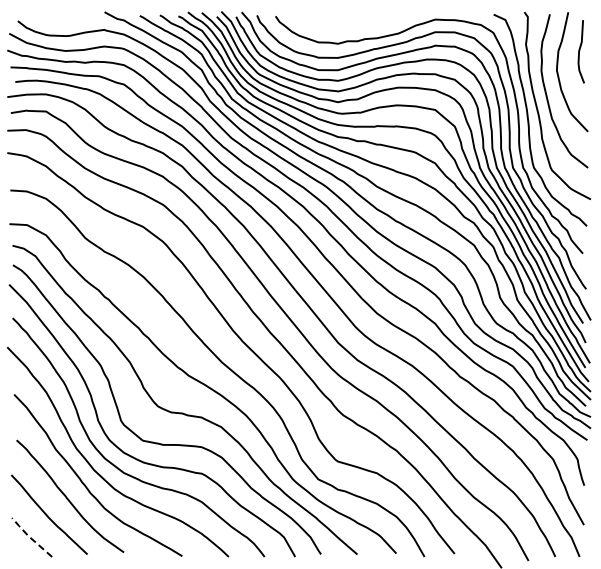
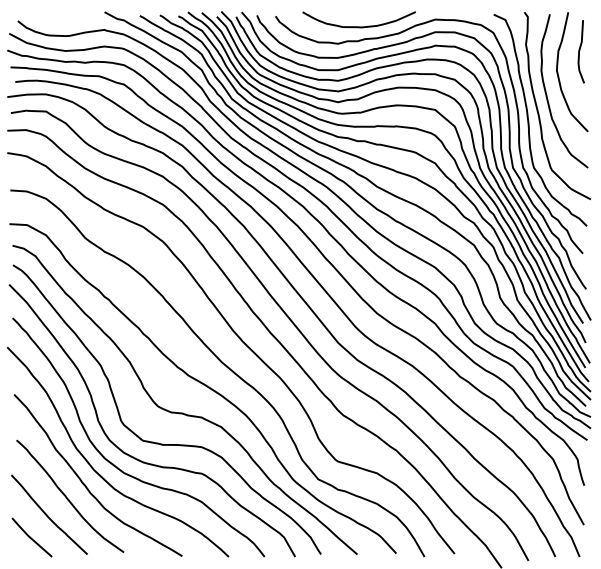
curve: none -> present (358, 26)
line: dashed -> solid (29, 537)
